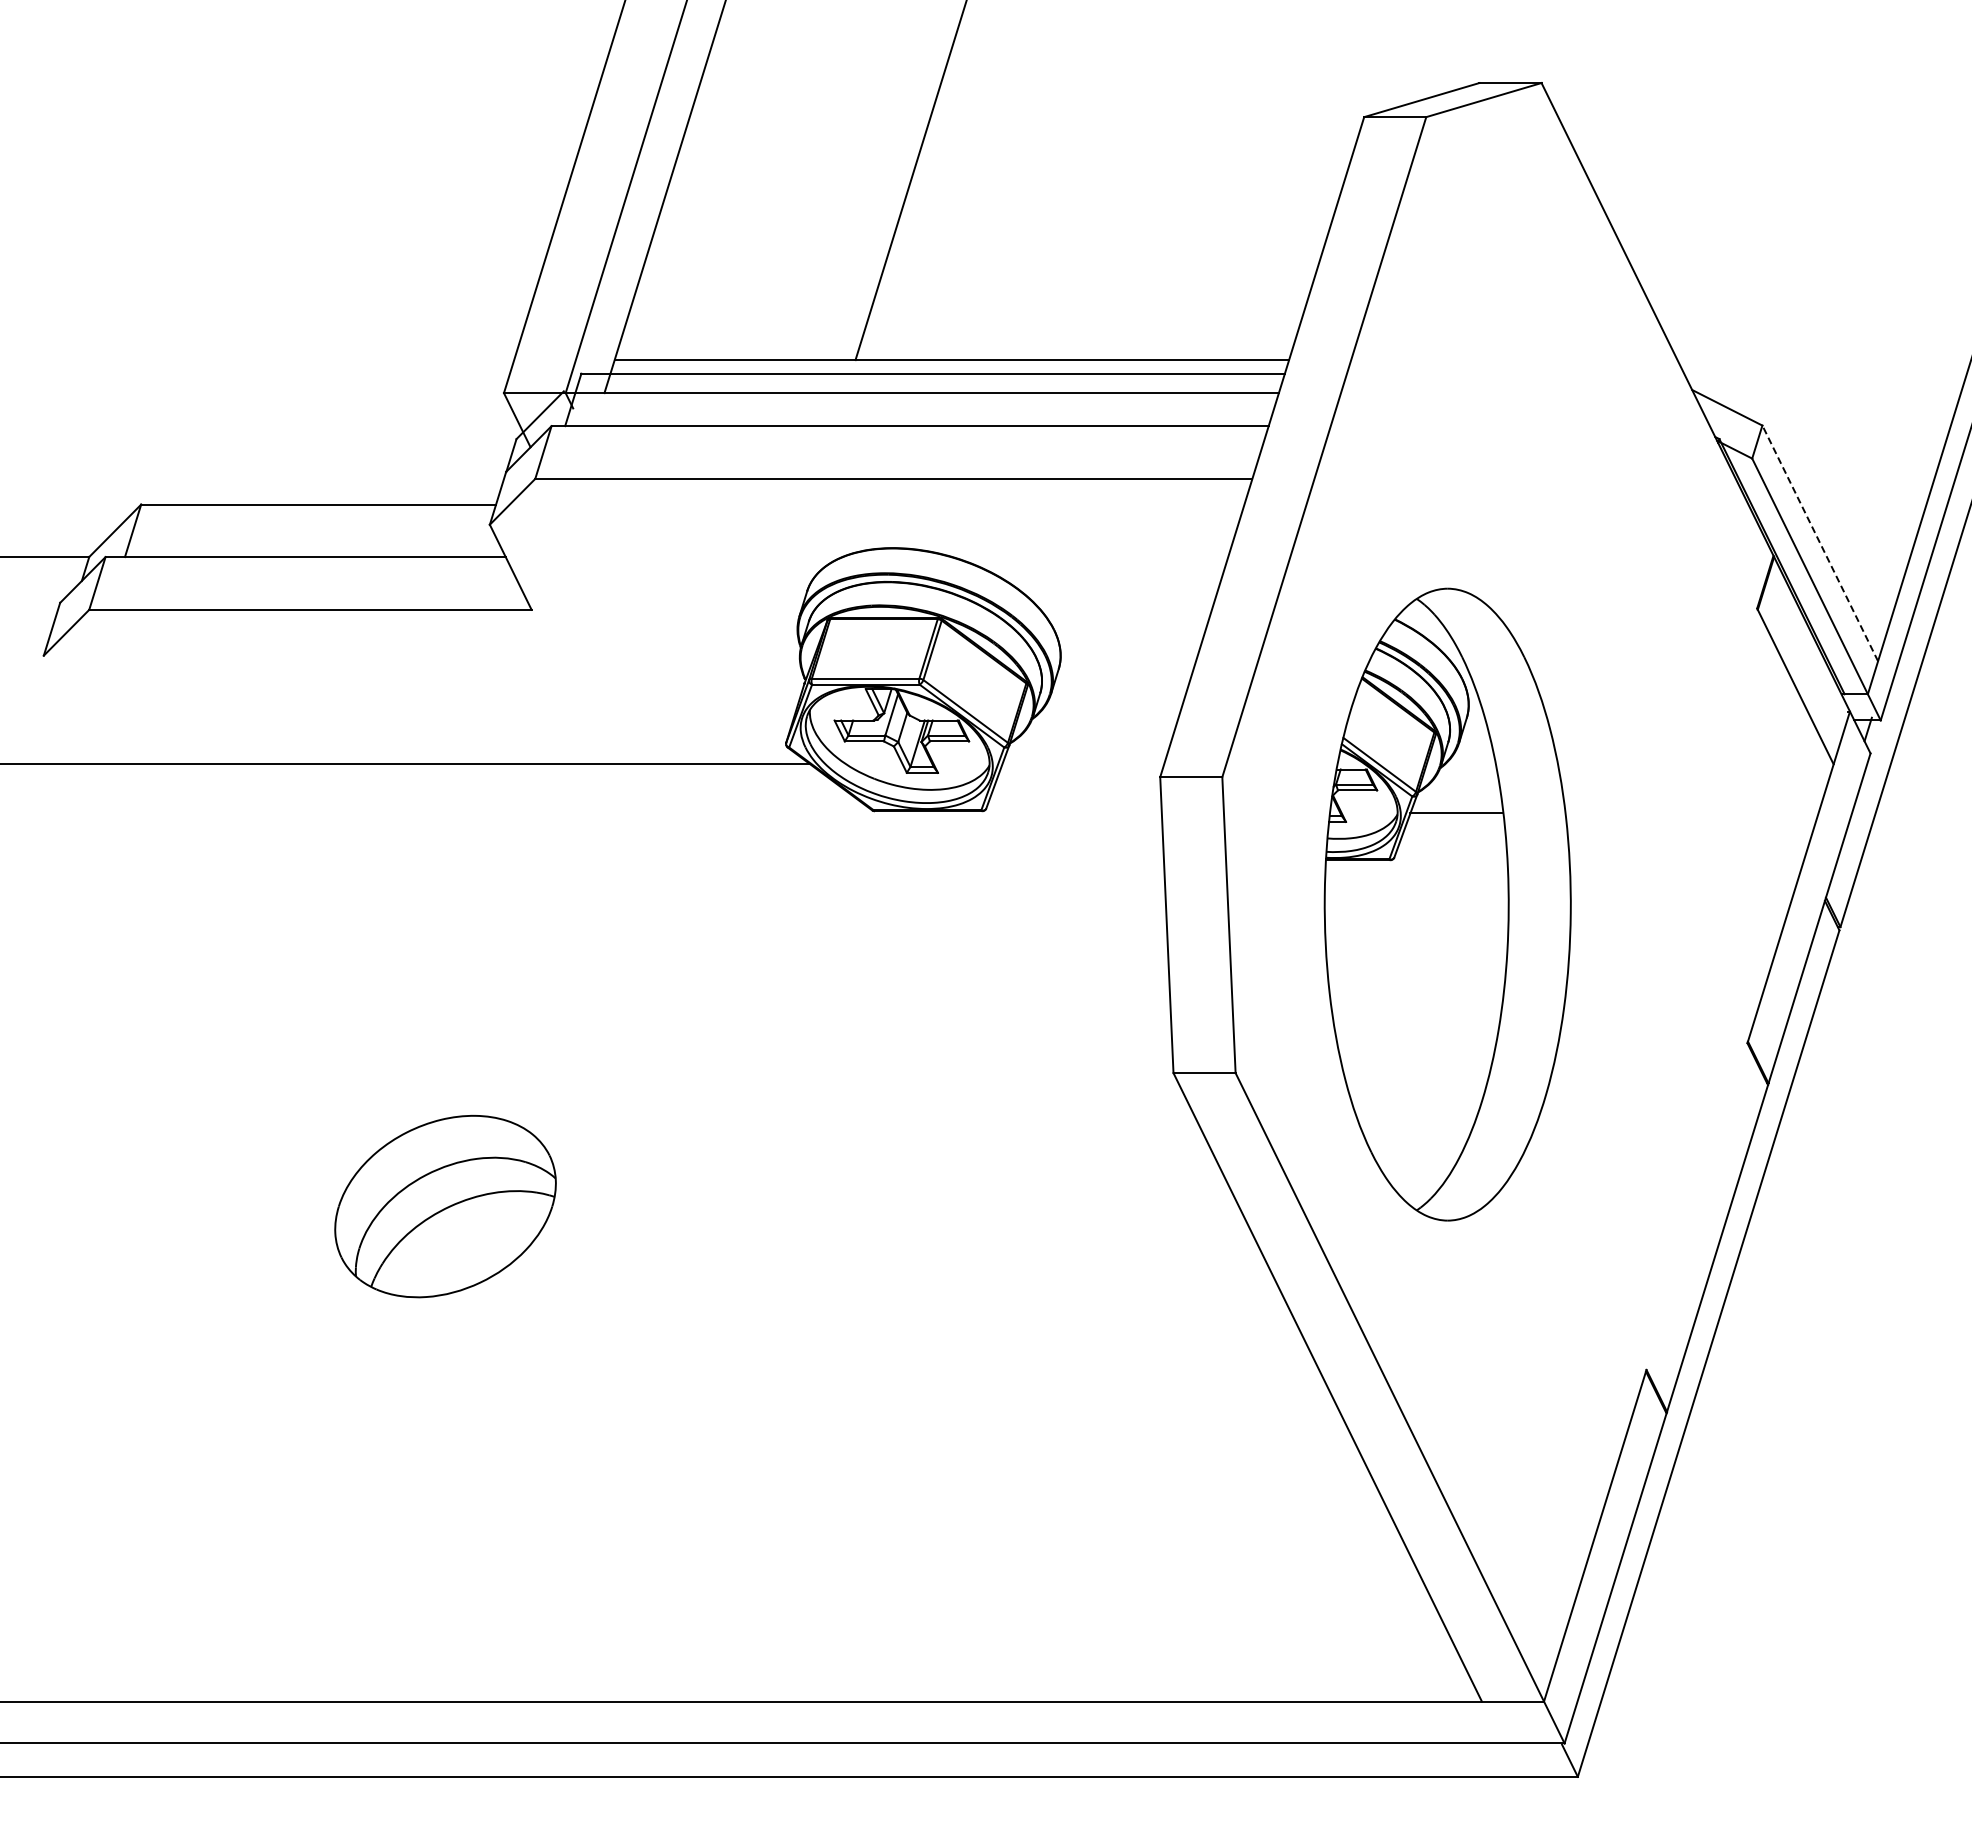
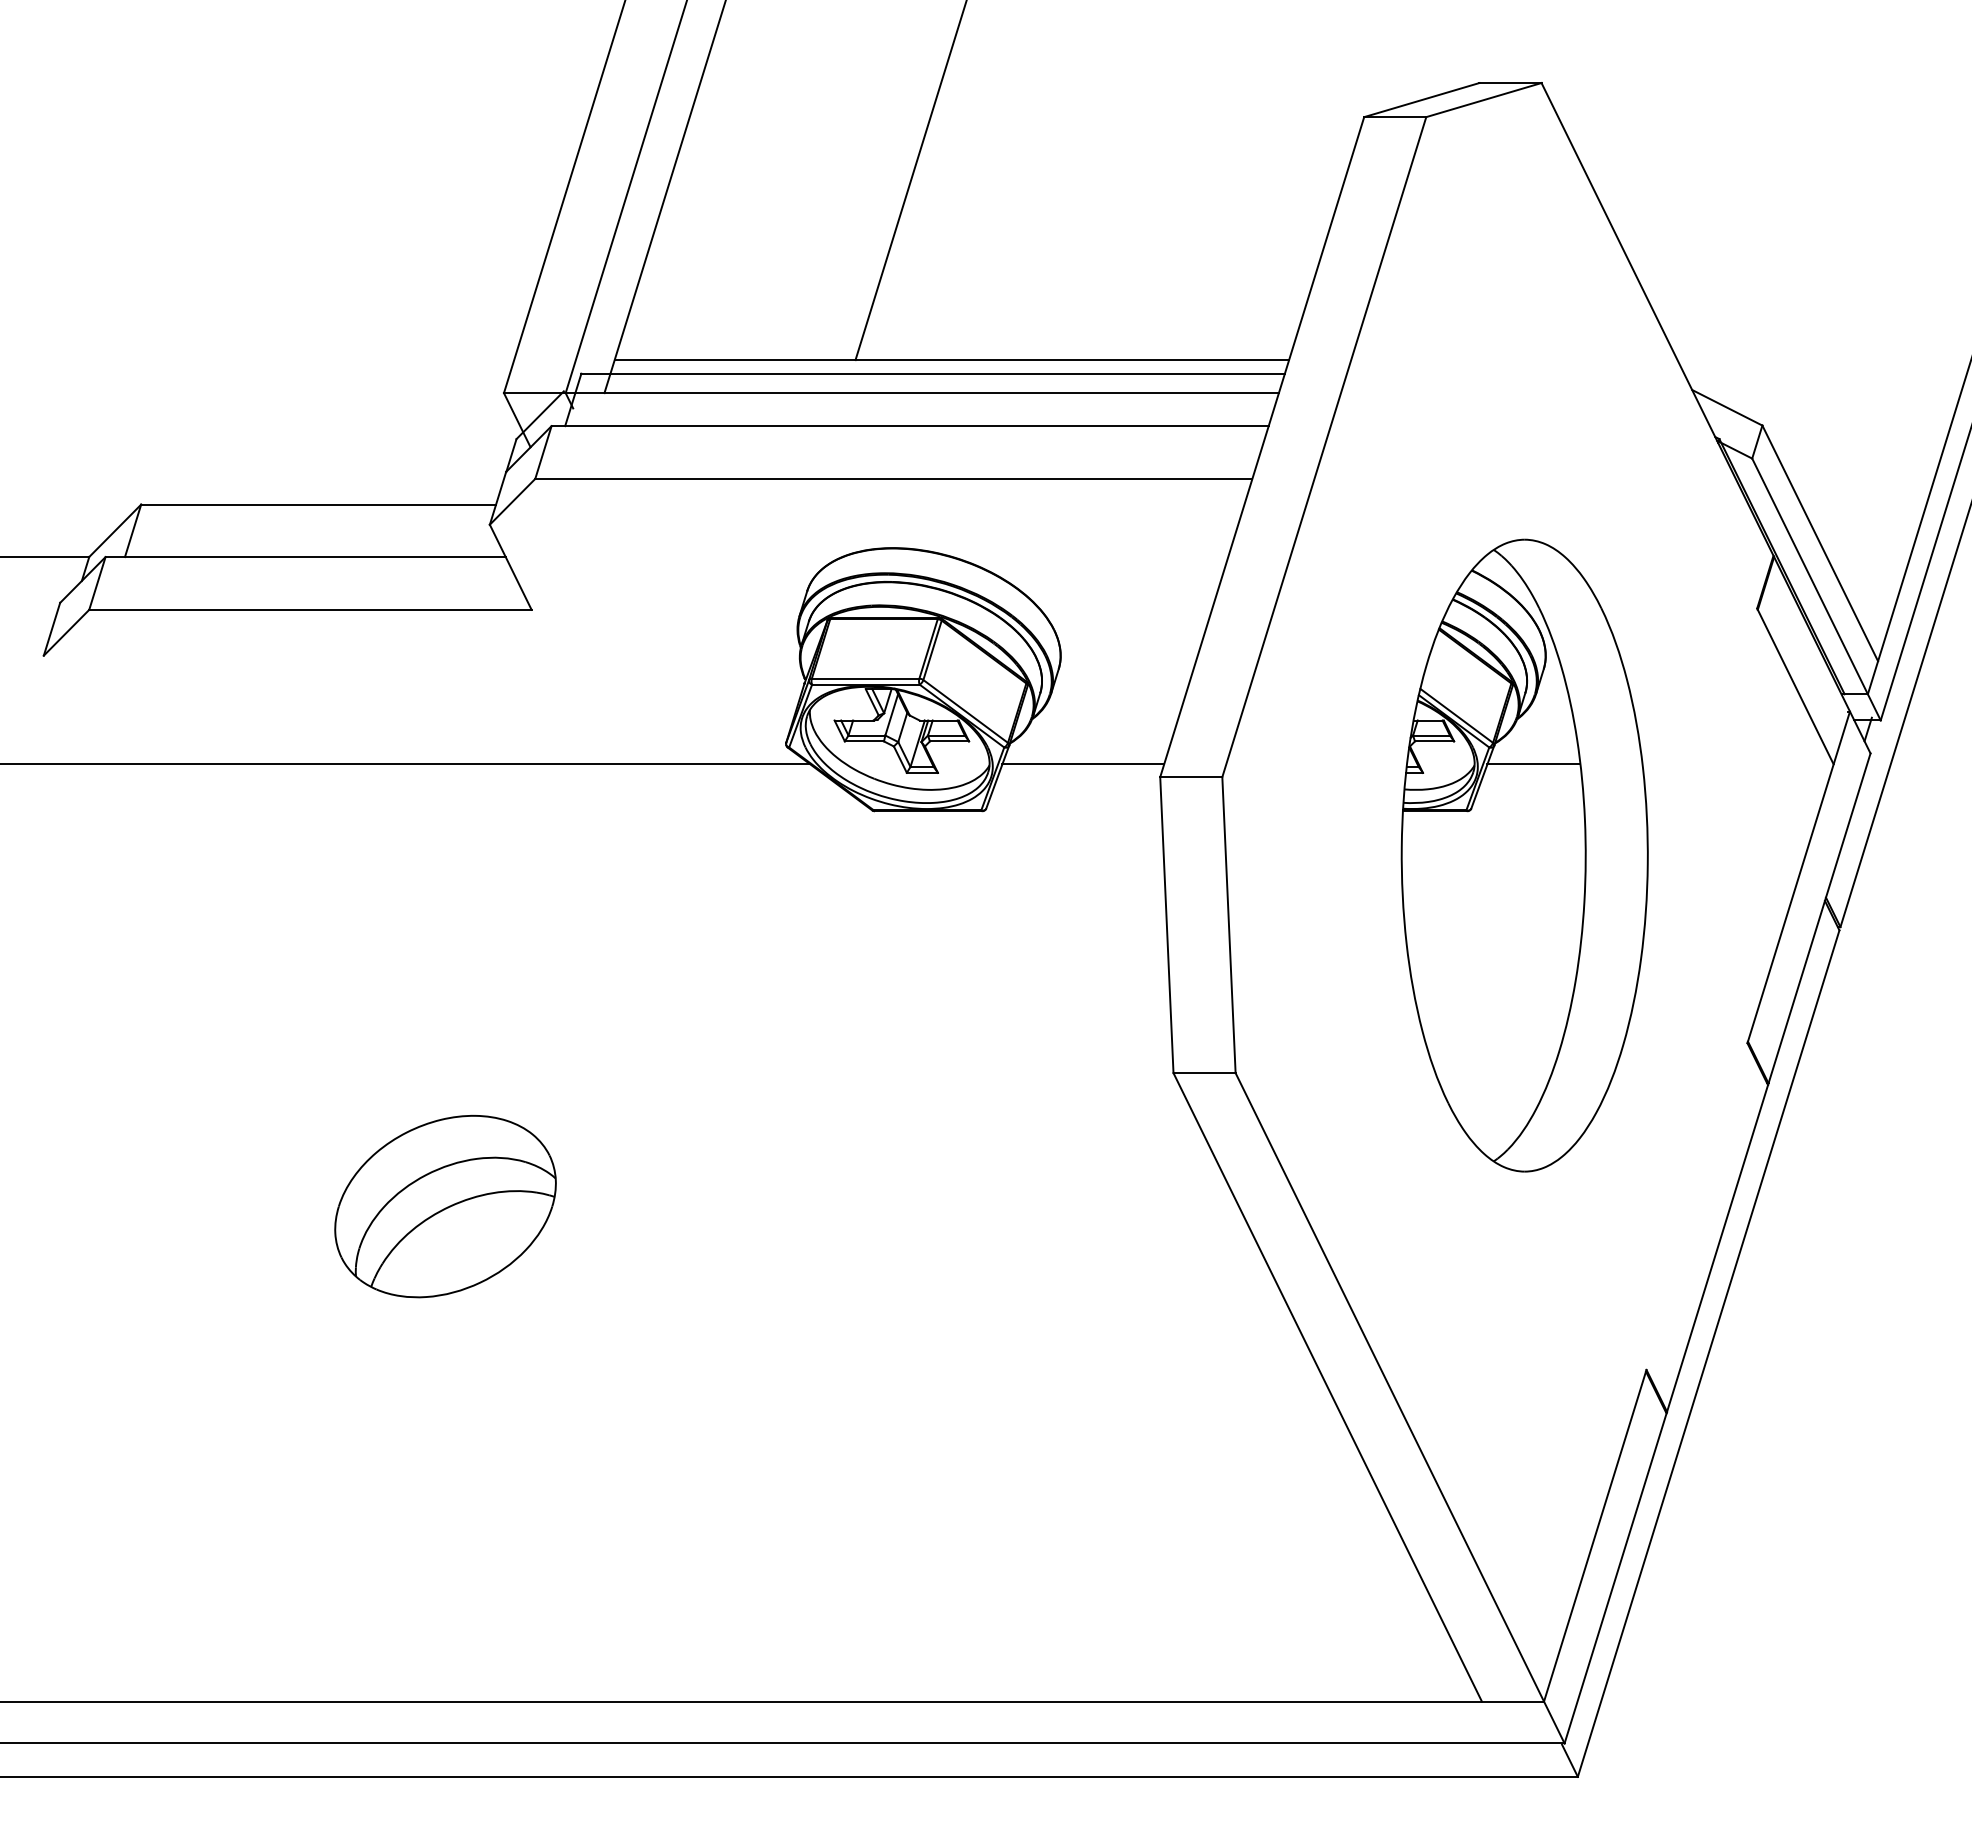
line: dashed -> solid (1820, 542)
line: none -> present (1083, 764)
part position: (1447, 904) -> (1524, 855) (1524, 855)
